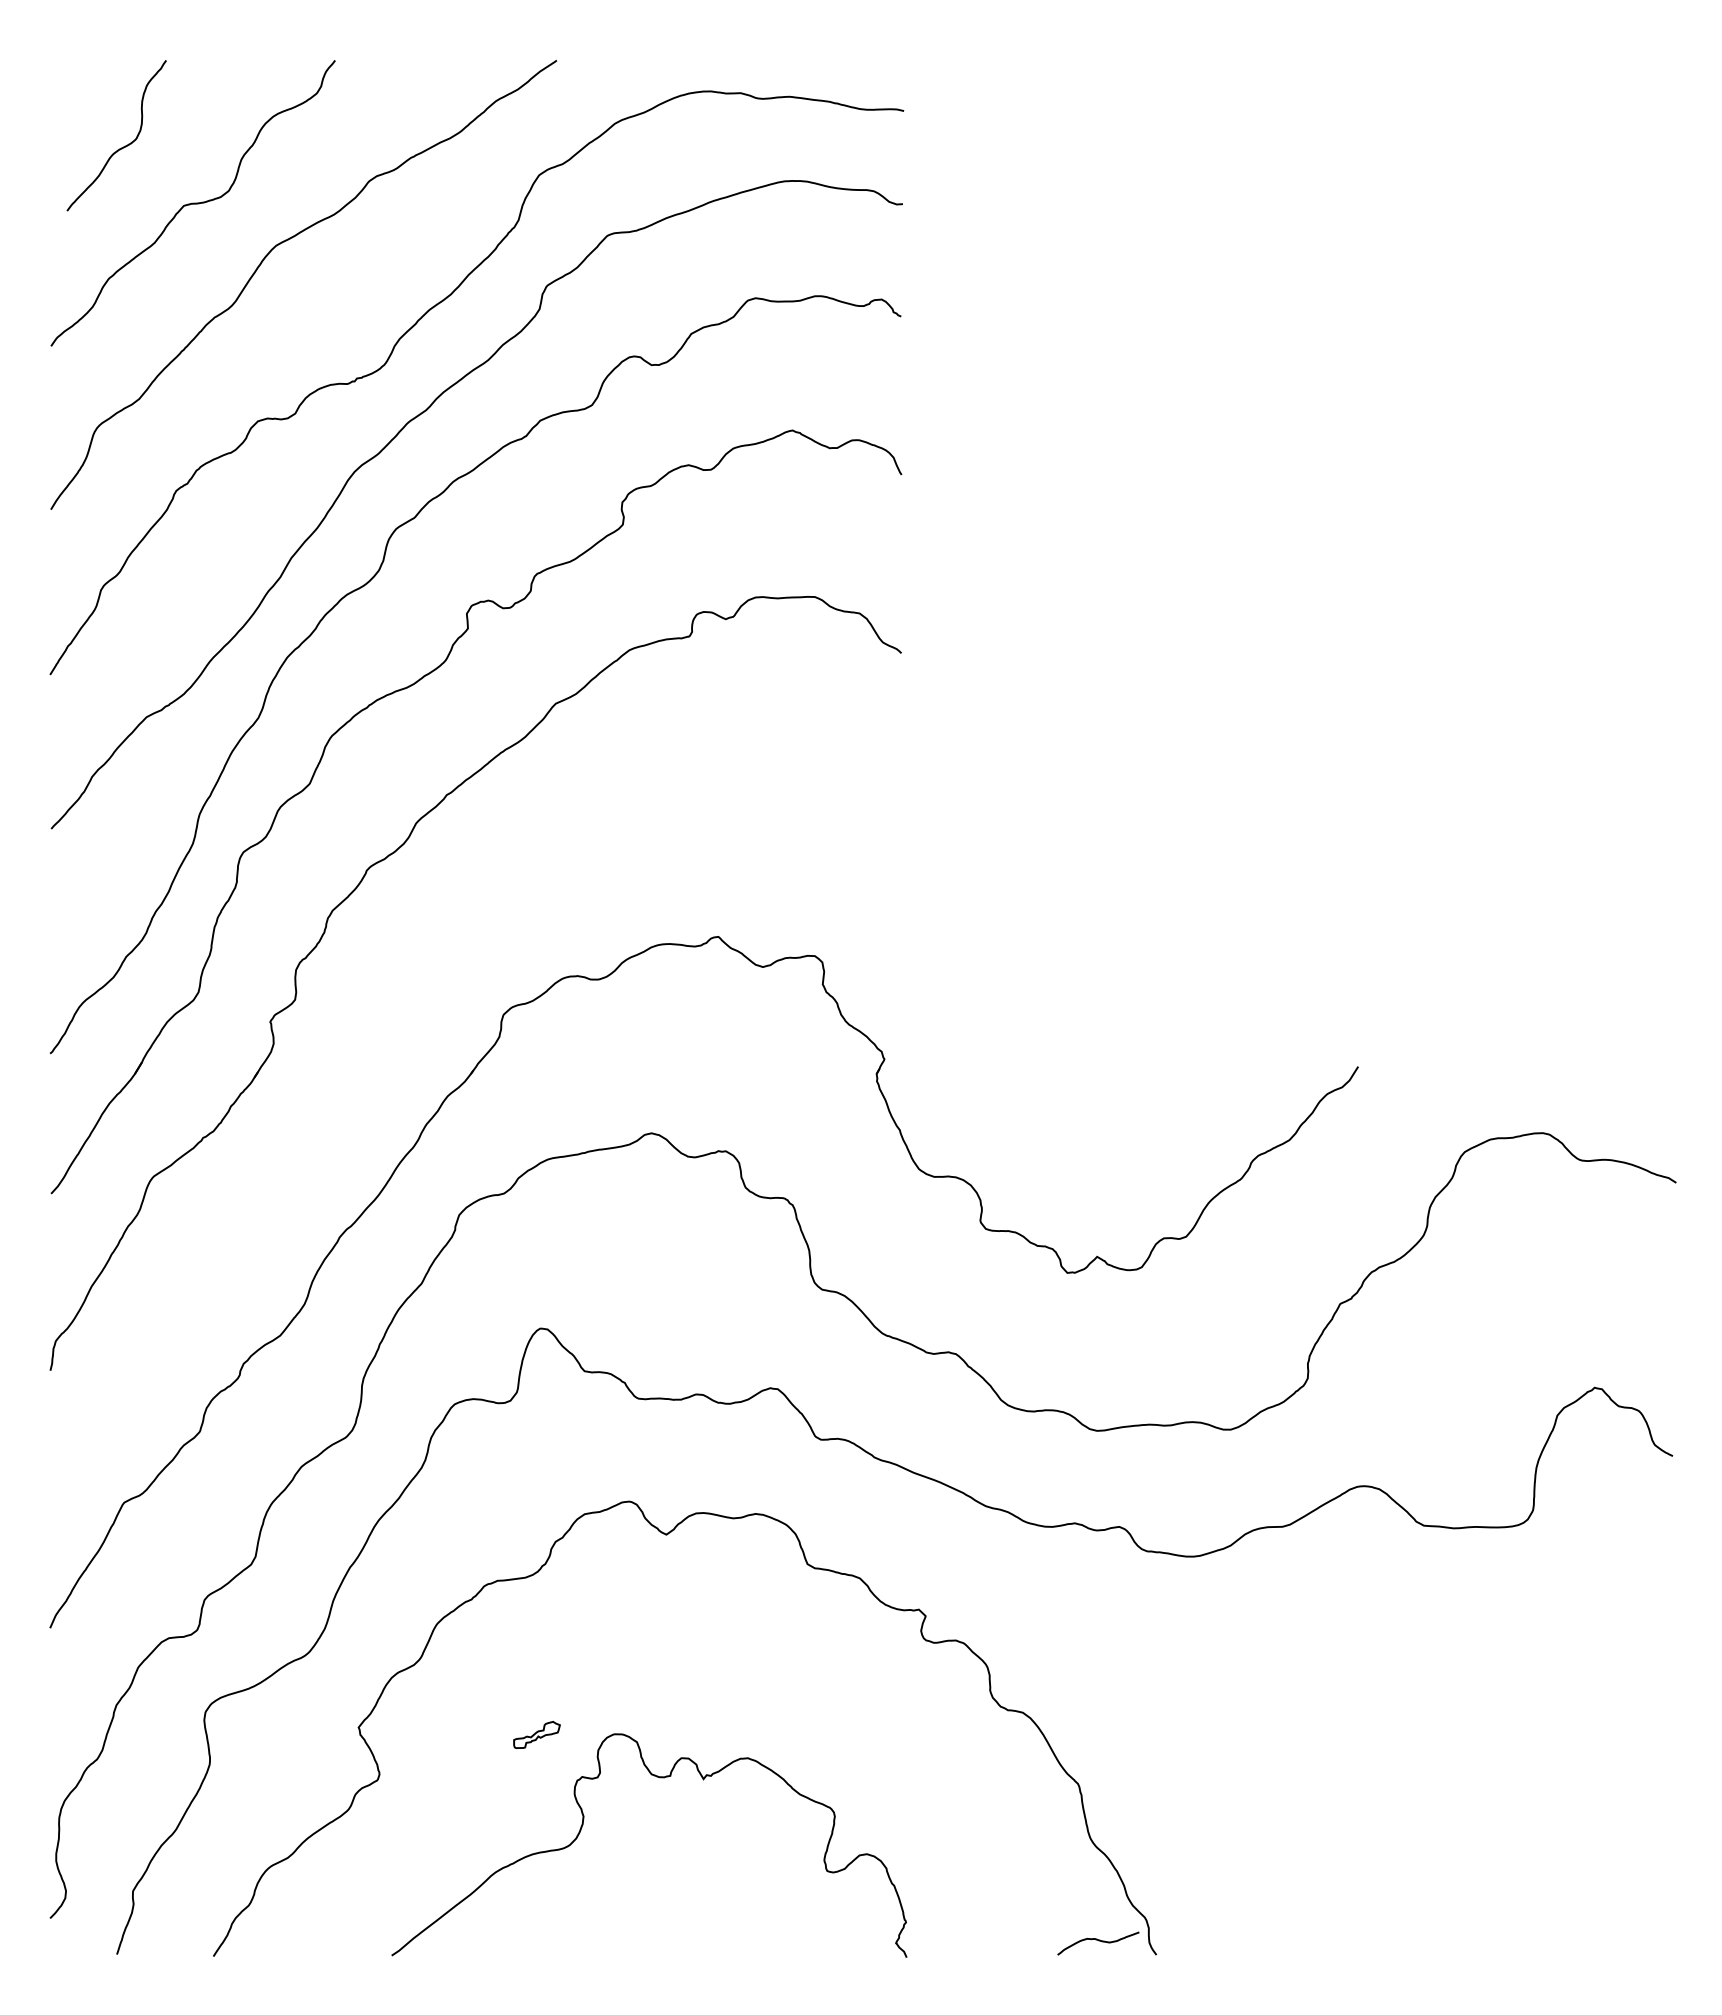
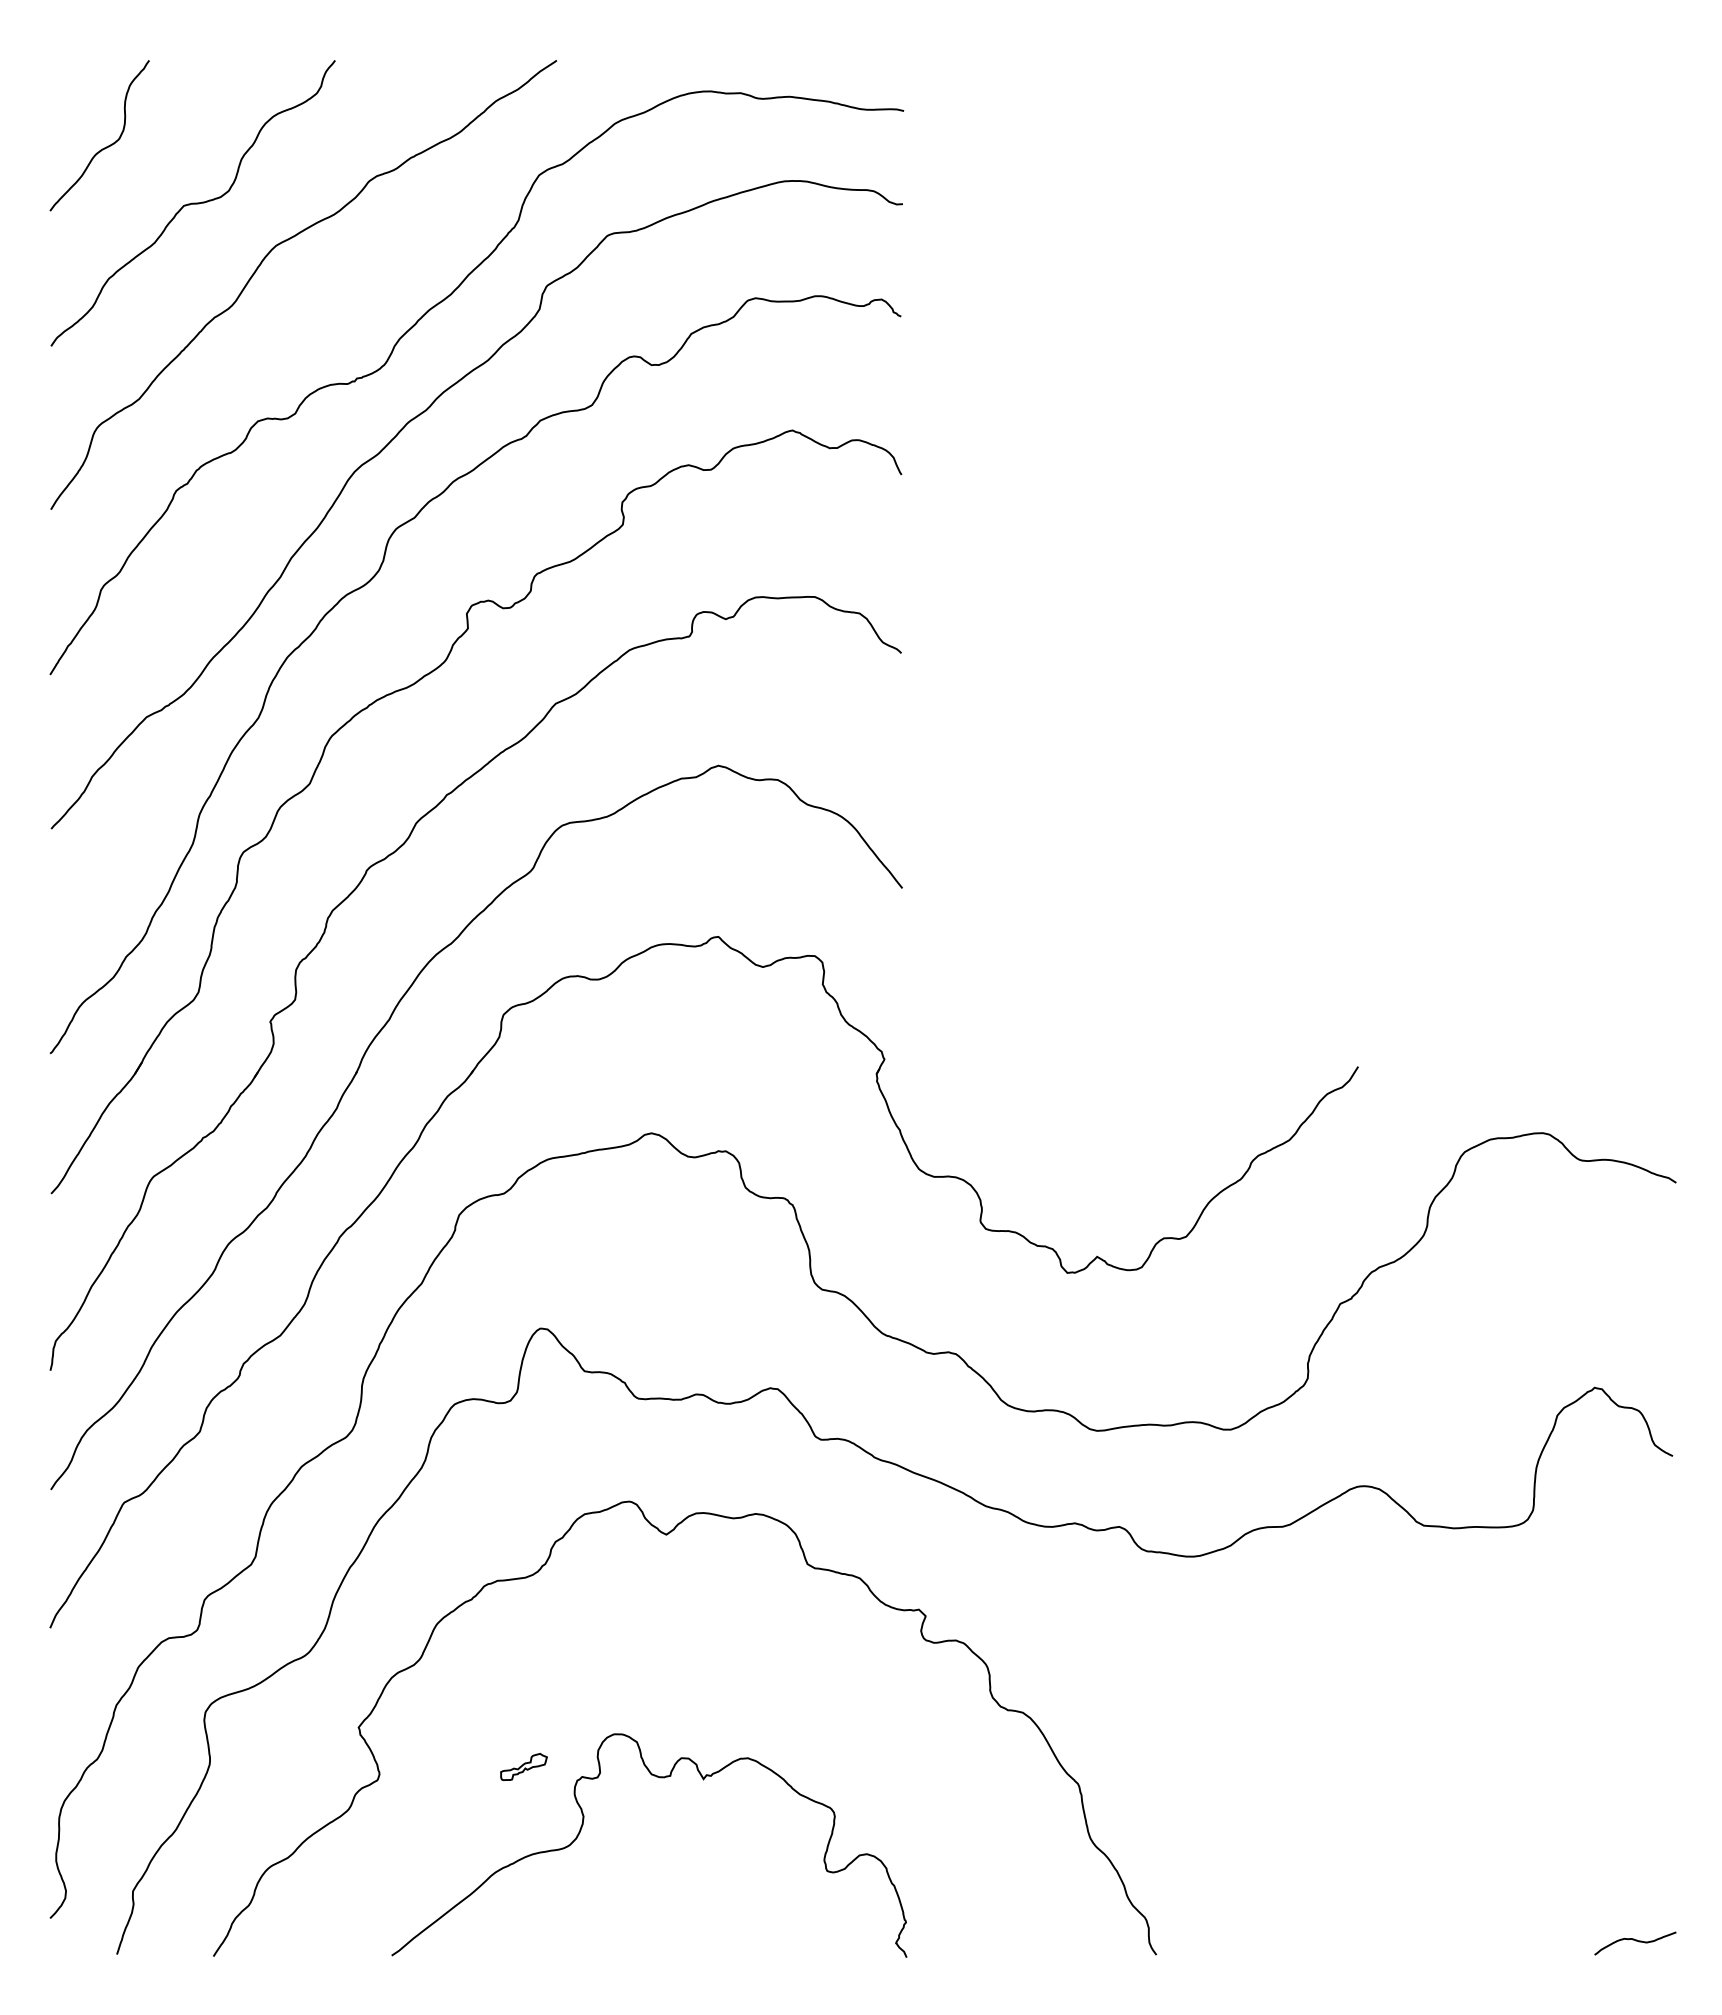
curve position: (121, 147) -> (104, 147) (104, 147)
part: none -> present (357, 1073)
part position: (536, 1734) -> (523, 1766) (523, 1766)
curve position: (1098, 1941) -> (1635, 1941) (1635, 1941)
